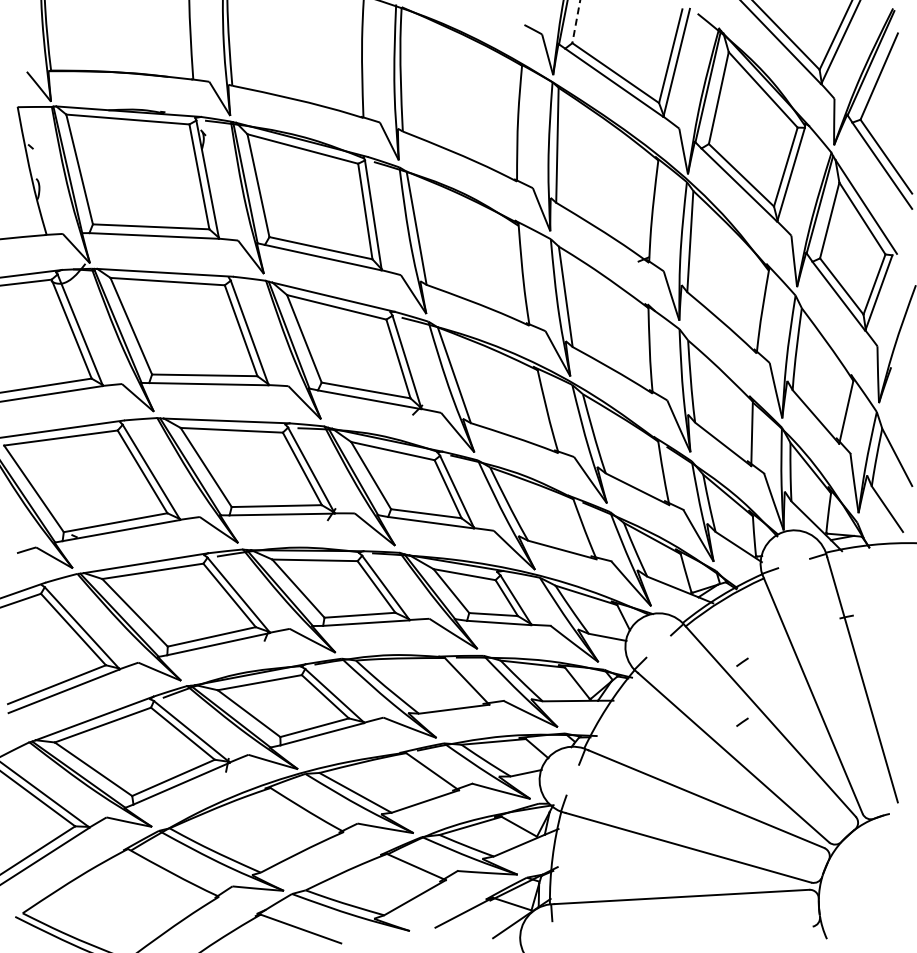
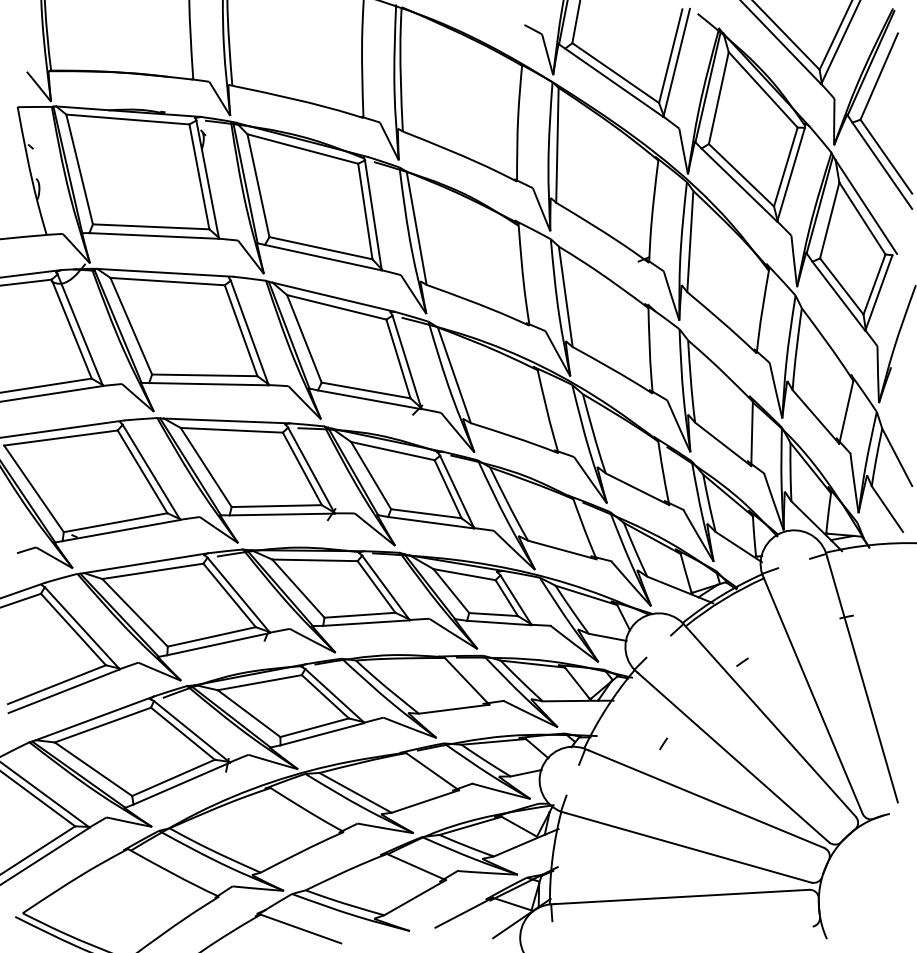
line: dashed -> solid (576, 21)
line: present -> none (742, 721)
line: none -> present (663, 743)
